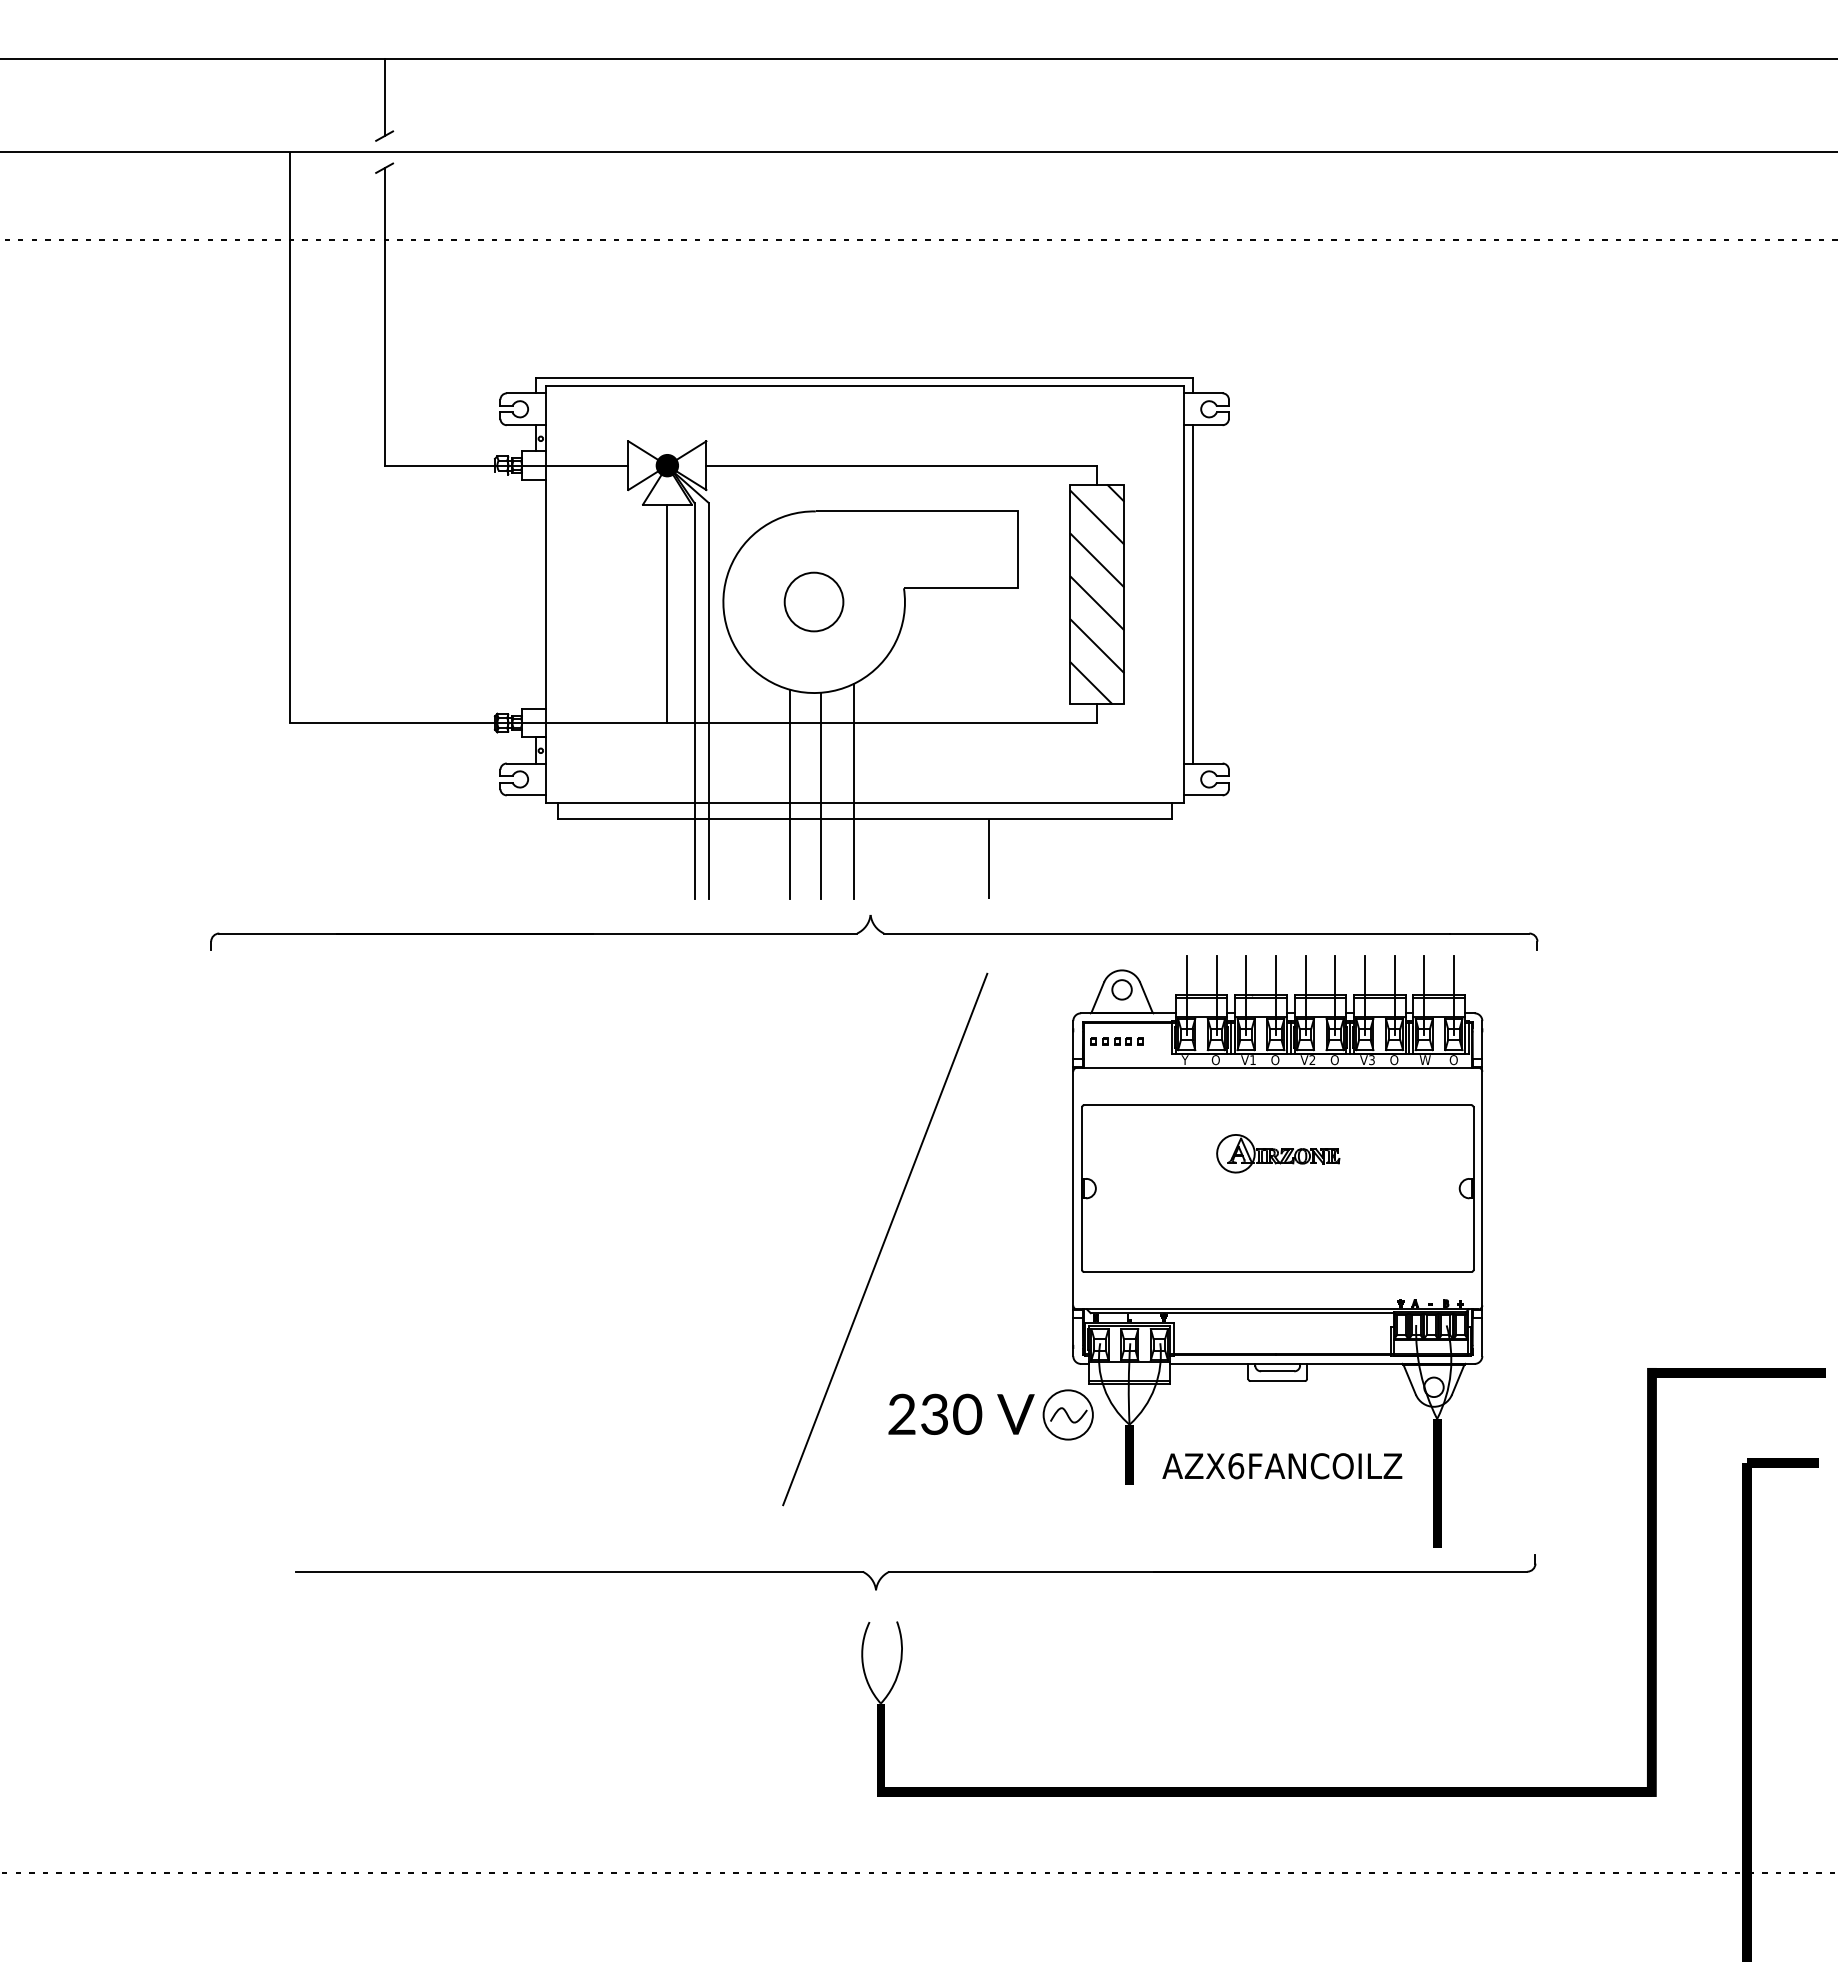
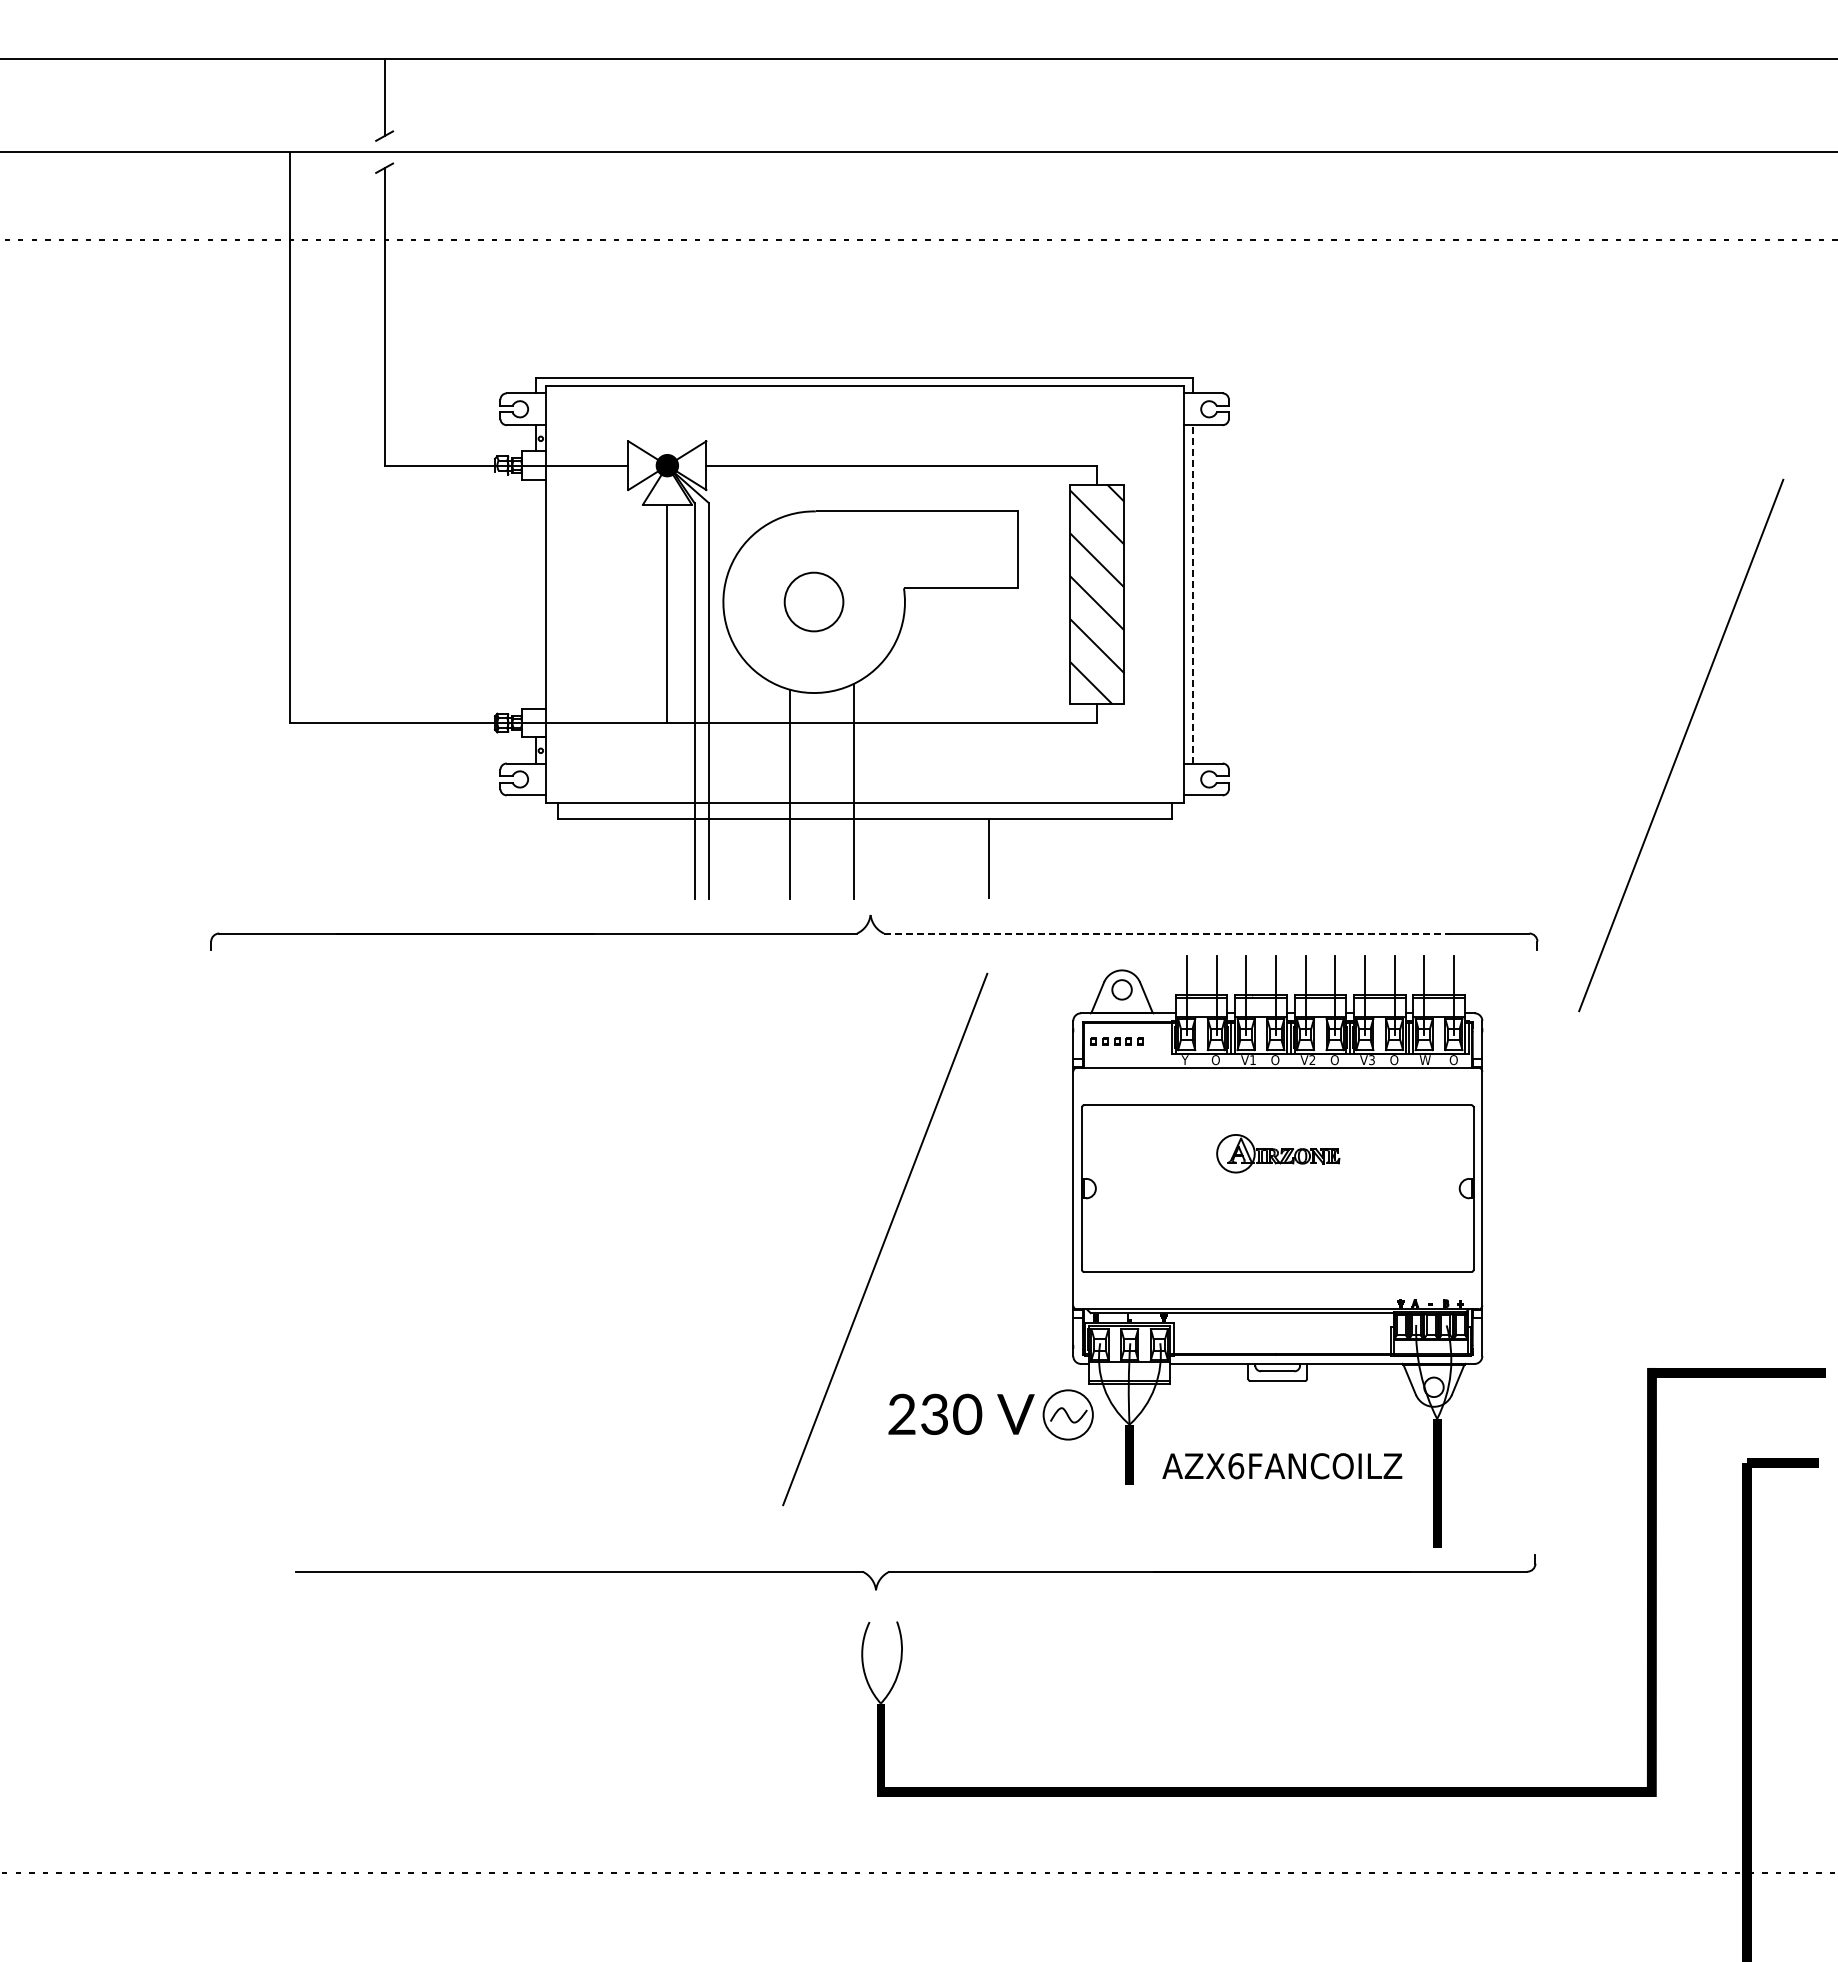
line: solid -> dashed (1193, 593)
line: none -> present (1681, 745)
line: present -> none (820, 795)
line: solid -> dashed (1167, 933)
